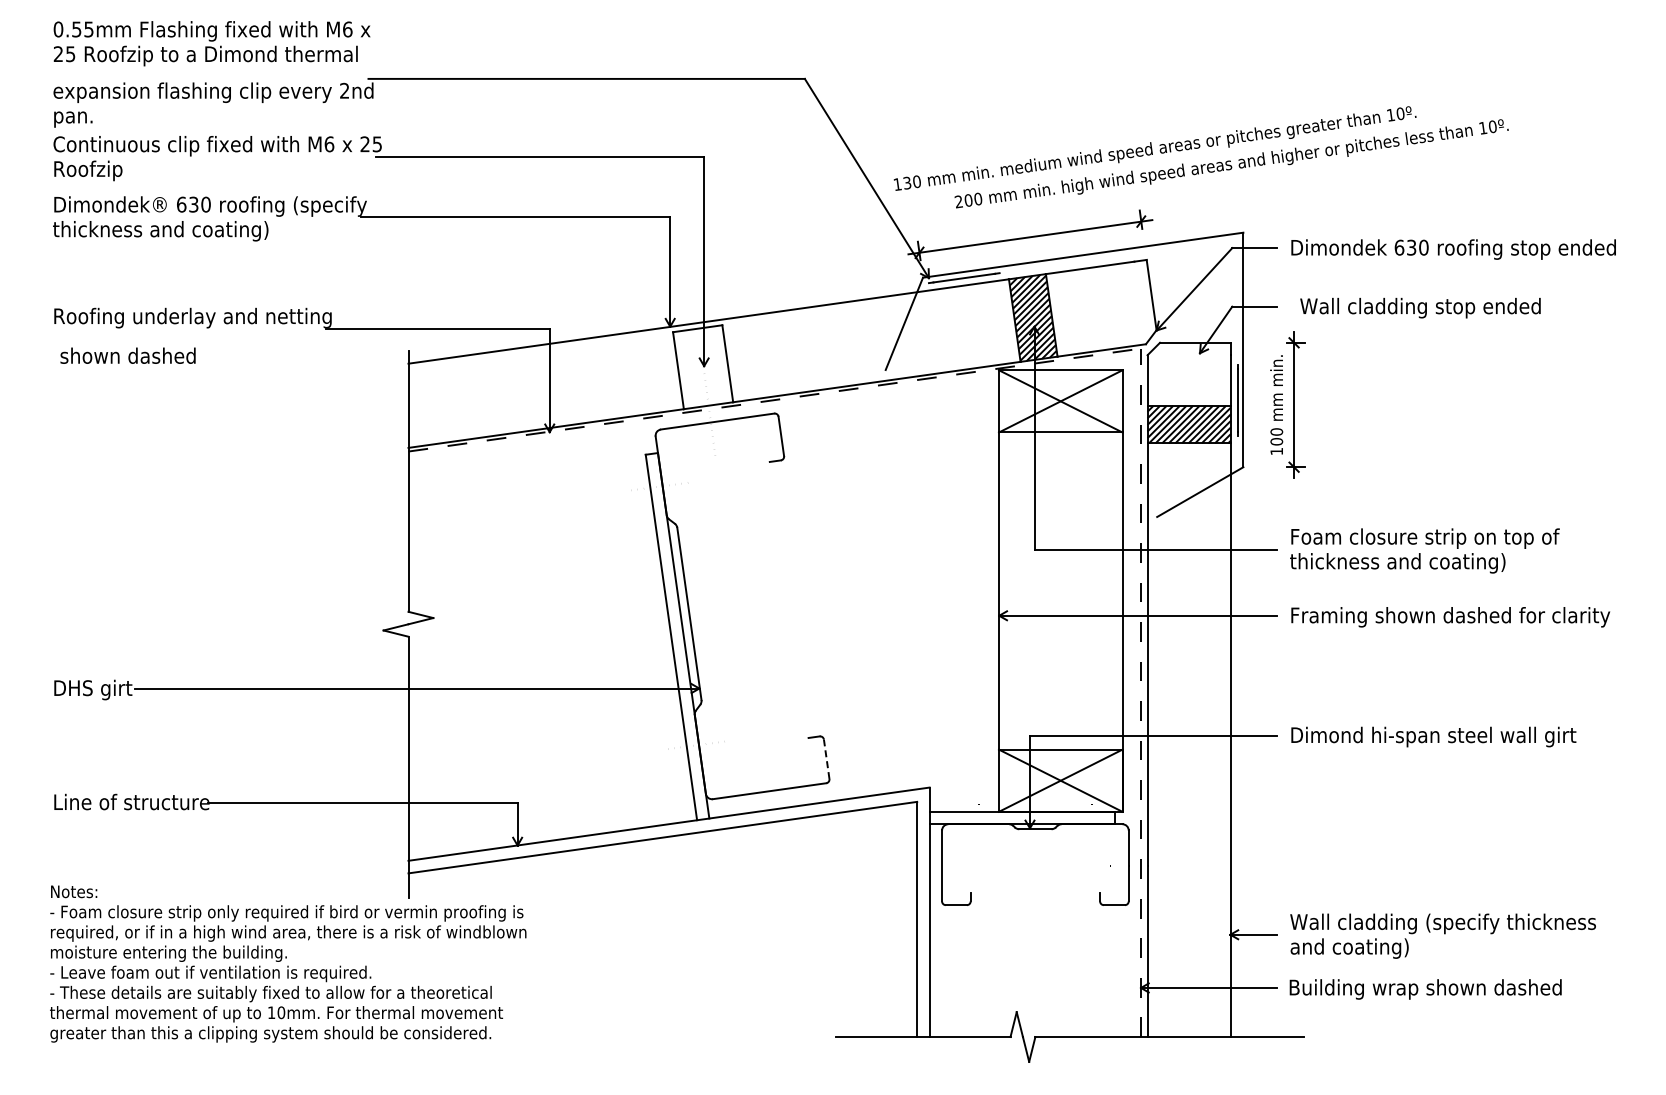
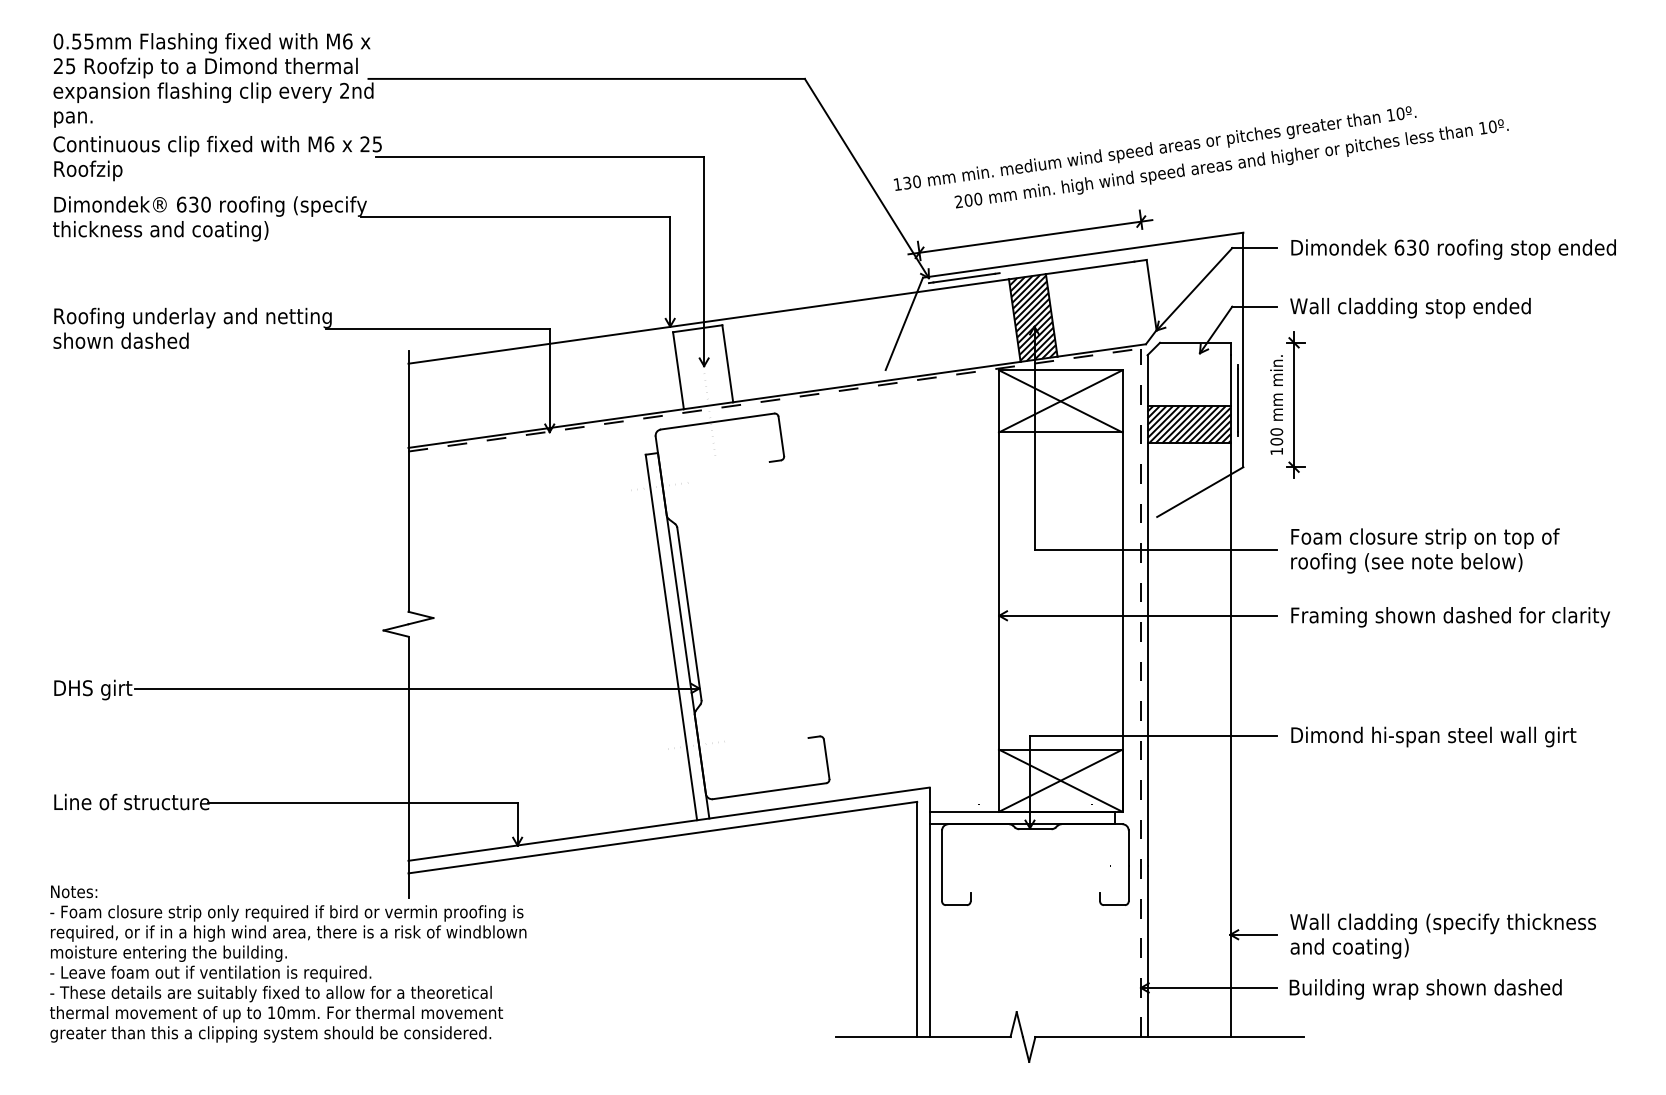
text position: (211, 43) -> (211, 55) (211, 55)
text position: (1420, 307) -> (1410, 307) (1410, 307)
text position: (127, 355) -> (120, 340) (120, 340)
text: thickness and coating) -> roofing (see note below) (1406, 563)
line: dashed -> solid (826, 759)
